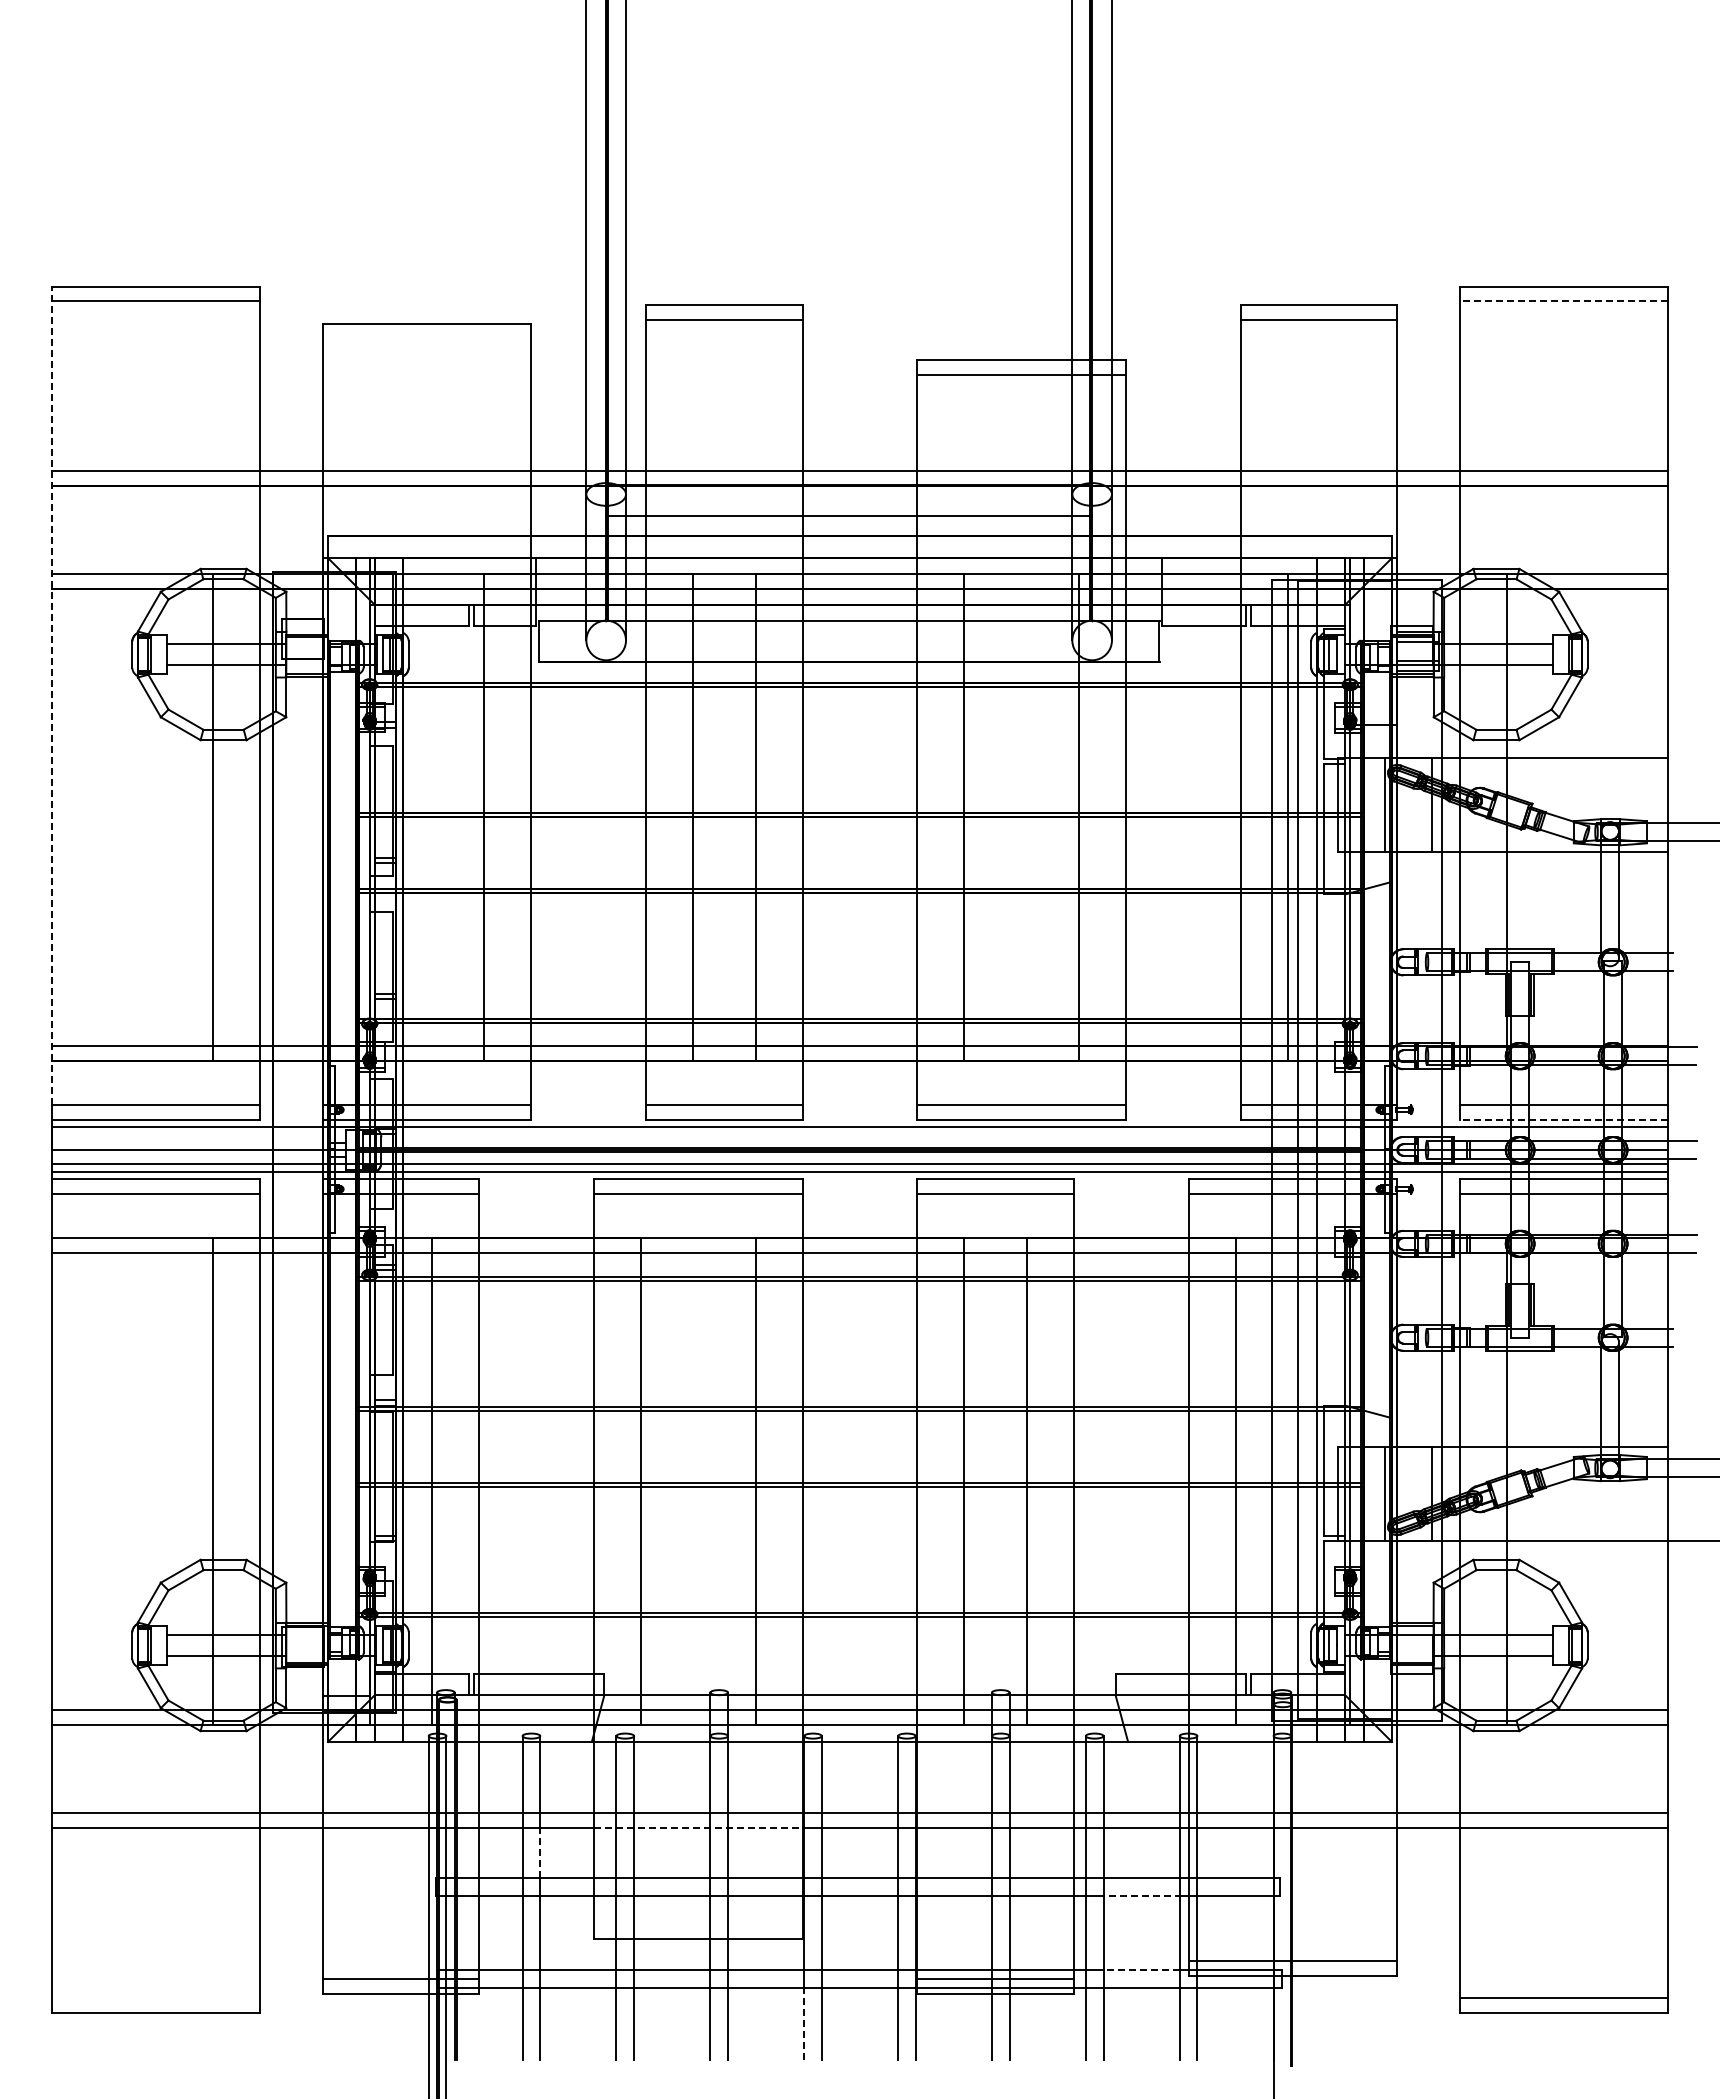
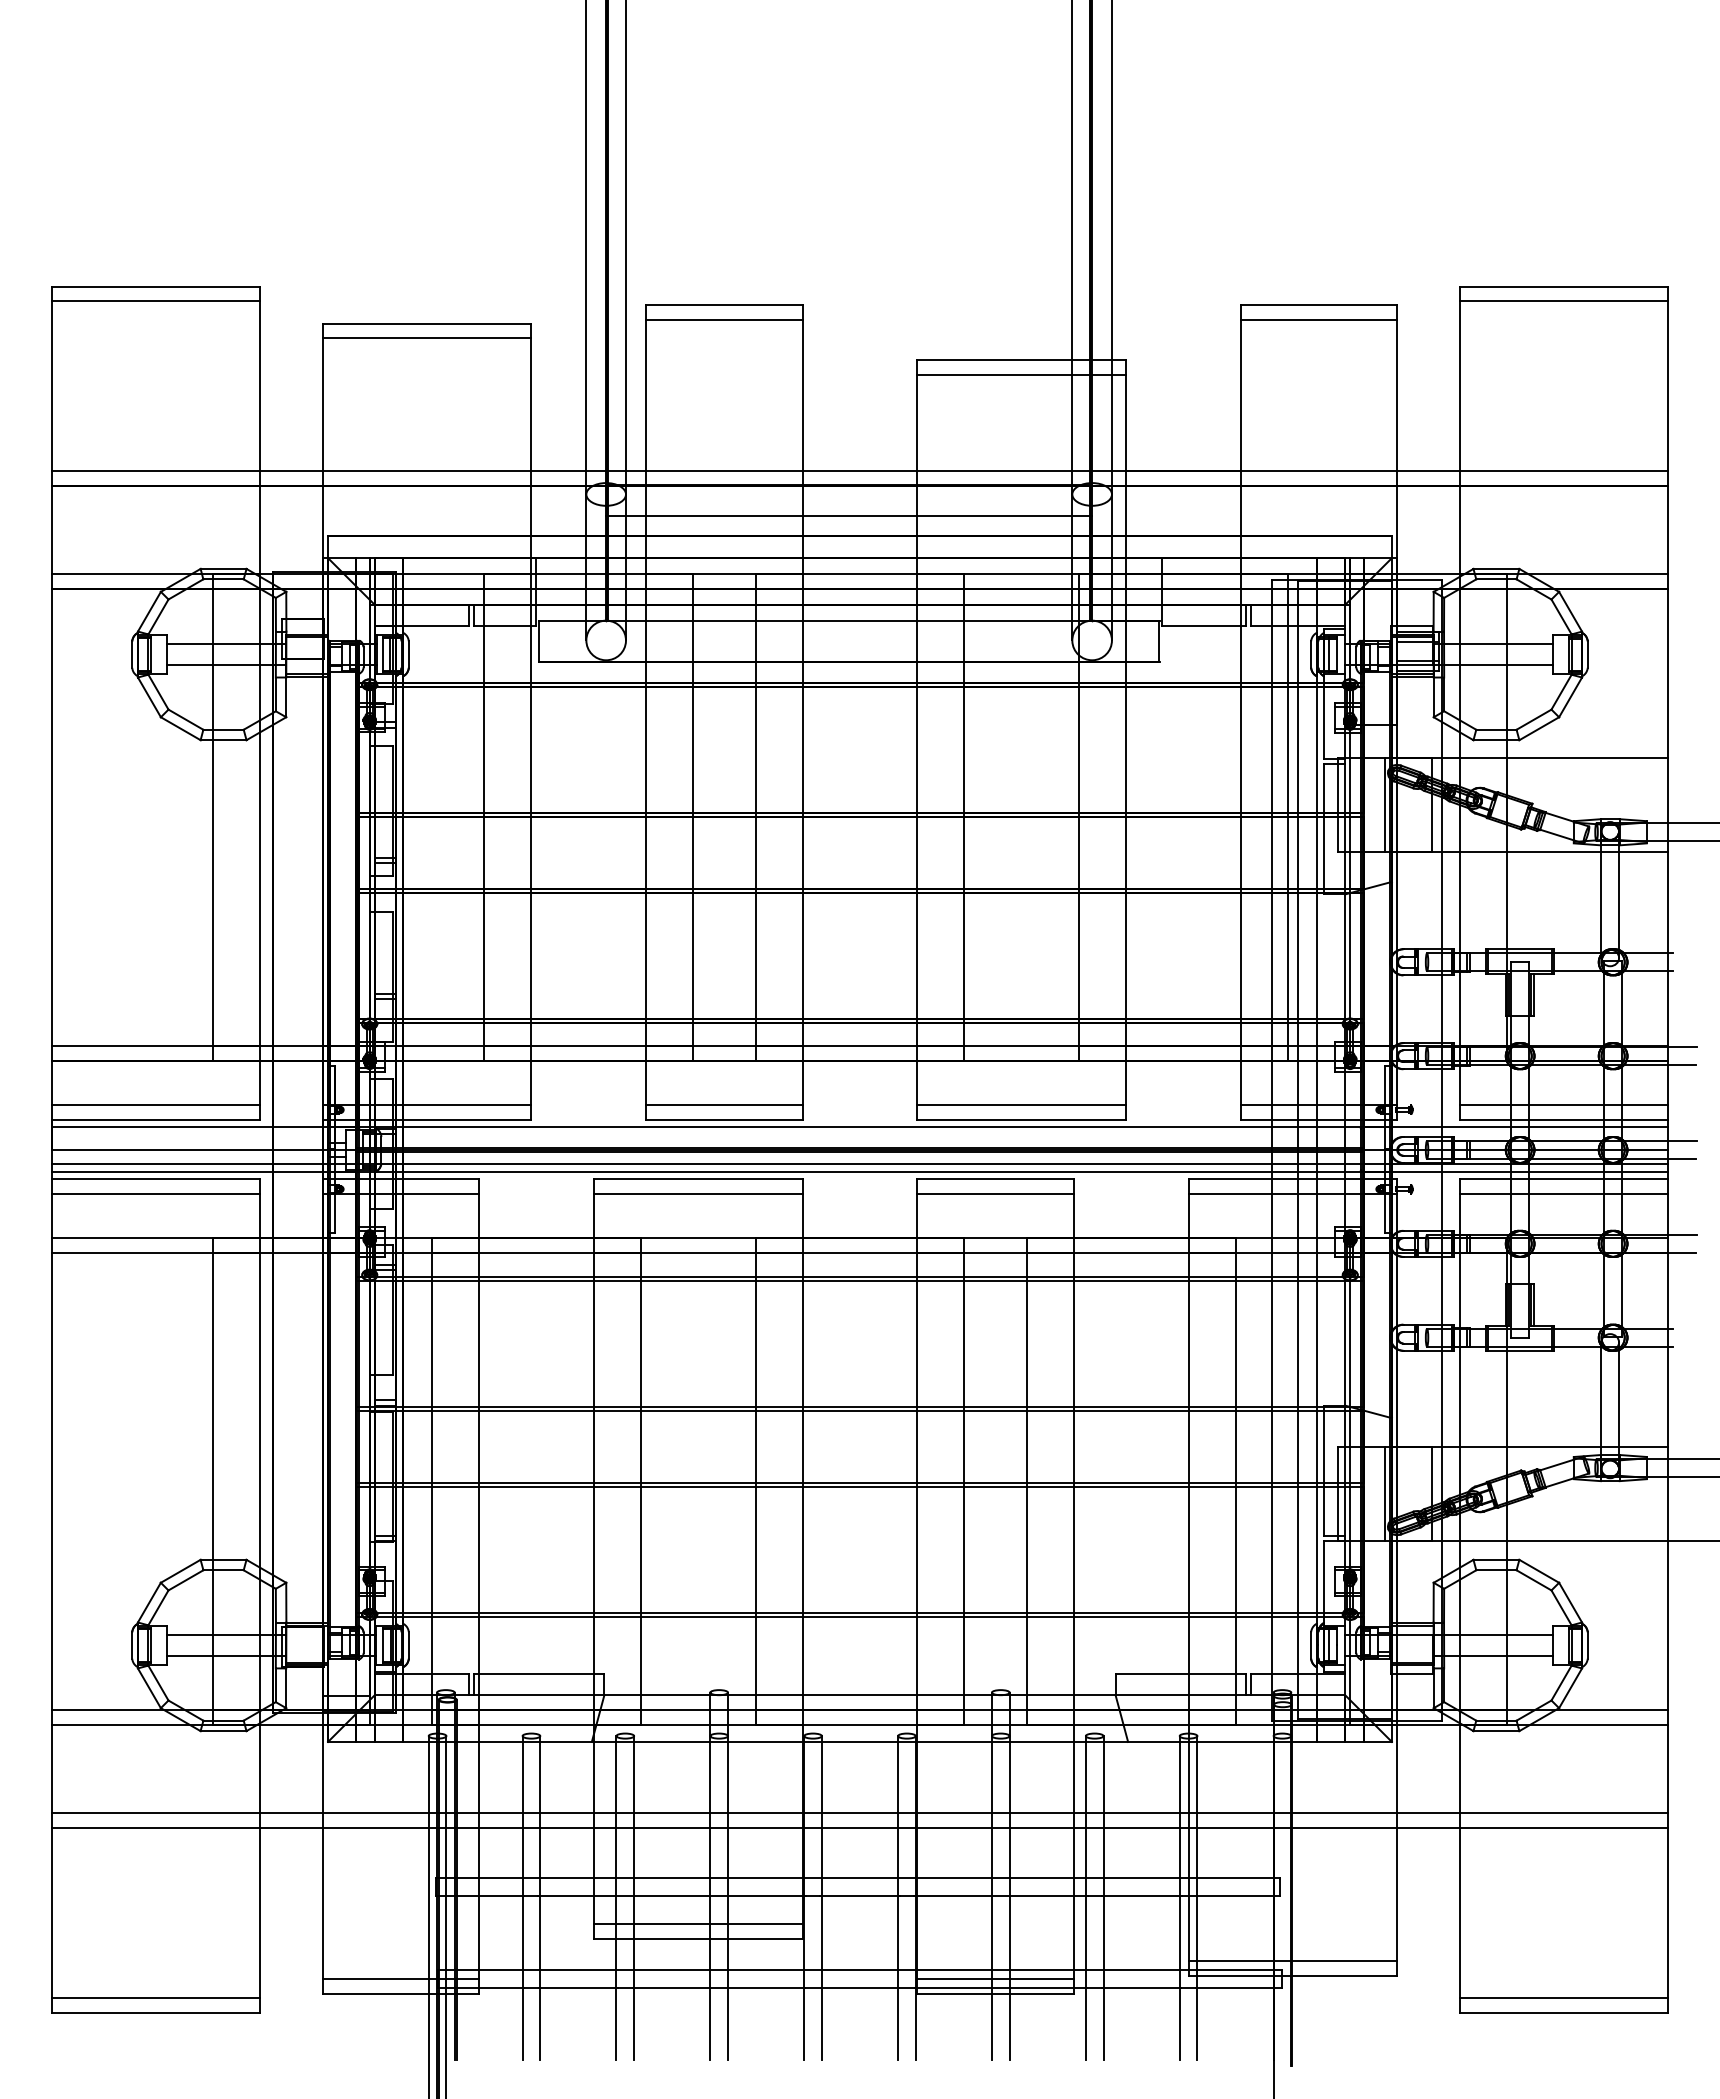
line: dashed -> solid (1563, 301)
line: none -> present (426, 338)
line: dashed -> solid (51, 695)
line: dashed -> solid (1563, 1120)
line: dashed -> solid (698, 1828)
line: dashed -> solid (540, 1852)
line: dashed -> solid (1141, 1895)
line: none -> present (698, 1924)
line: dashed -> solid (1141, 1969)
line: none -> present (155, 1997)
line: dashed -> solid (804, 2023)
